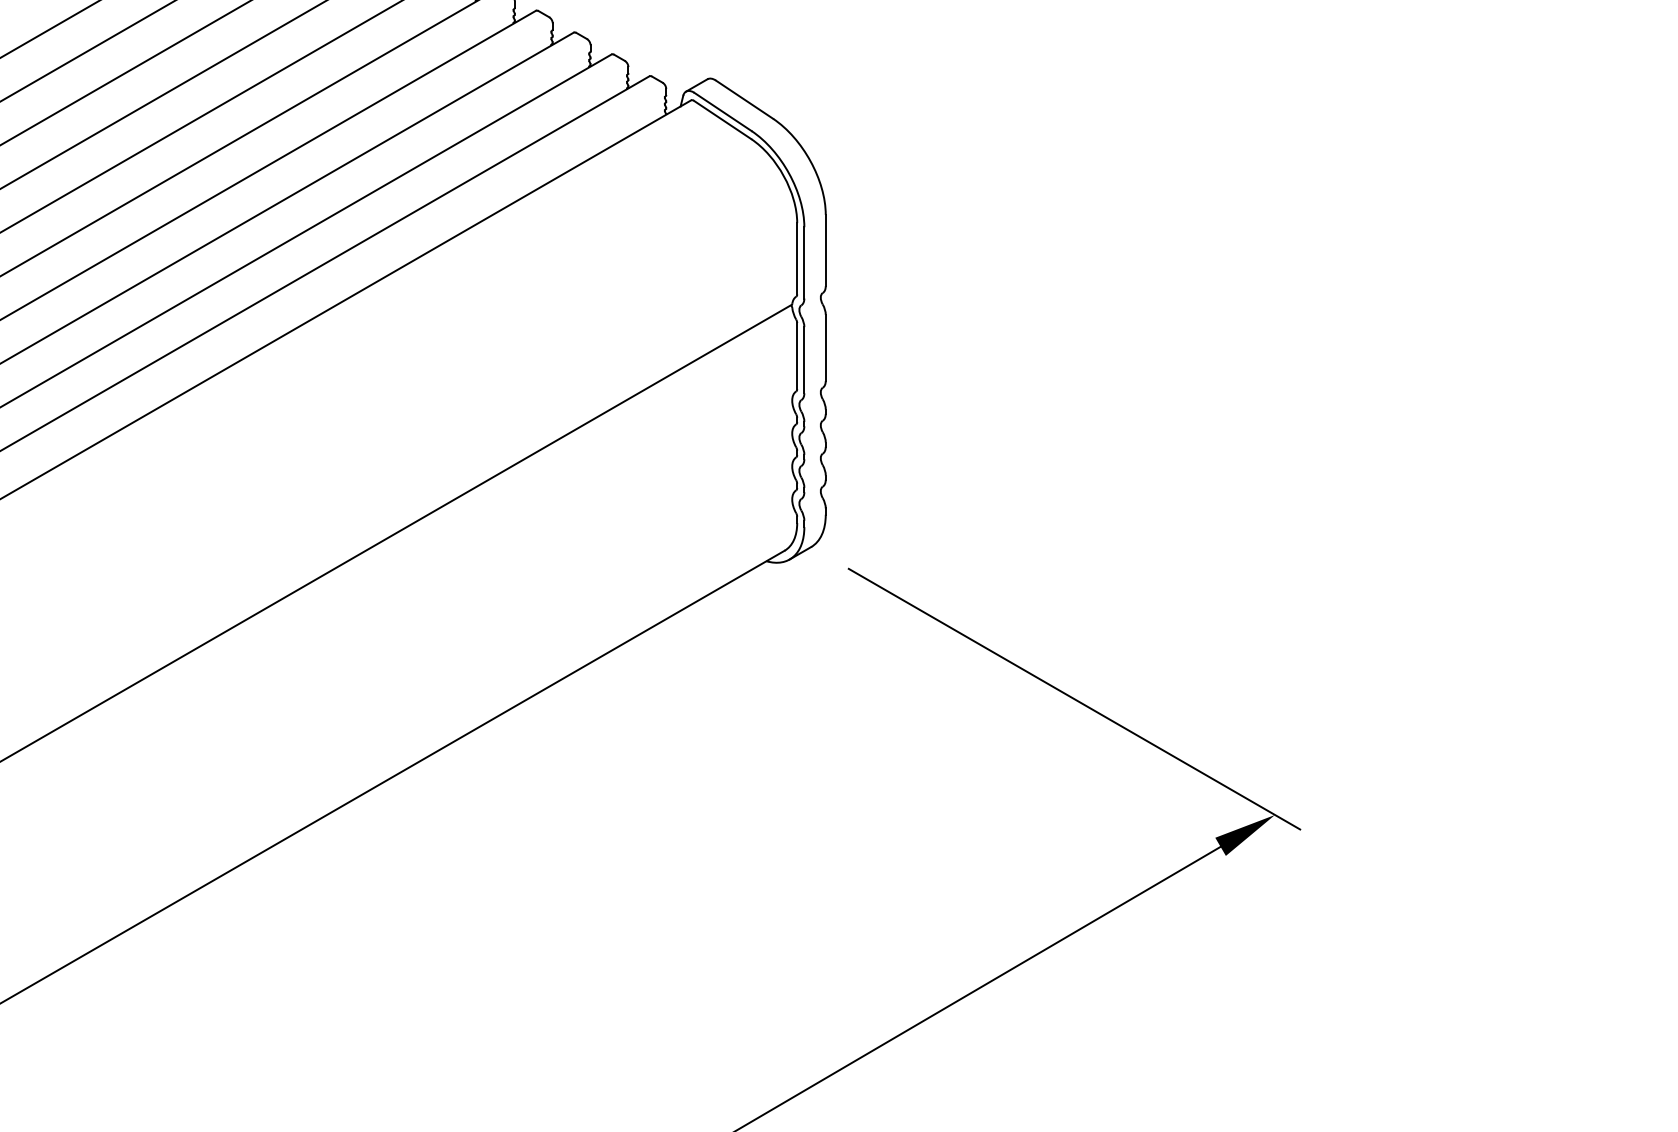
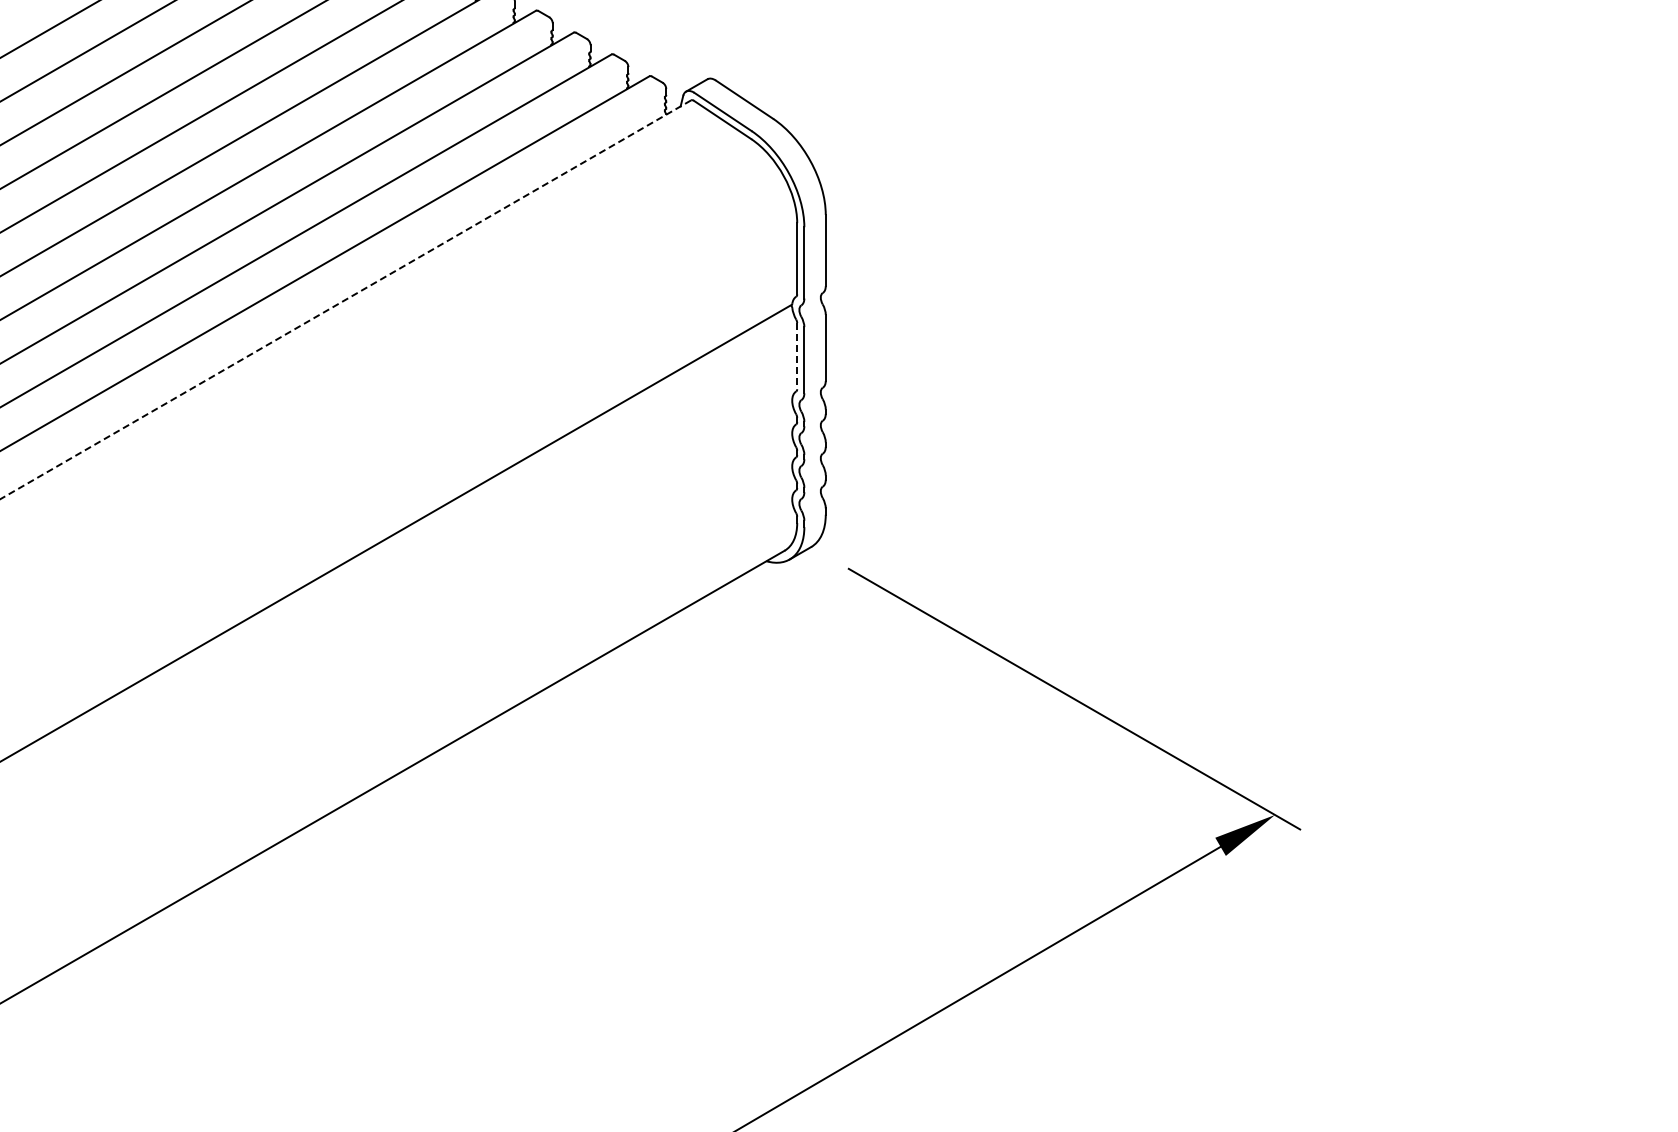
line: solid -> dashed (345, 299)
line: solid -> dashed (797, 356)
